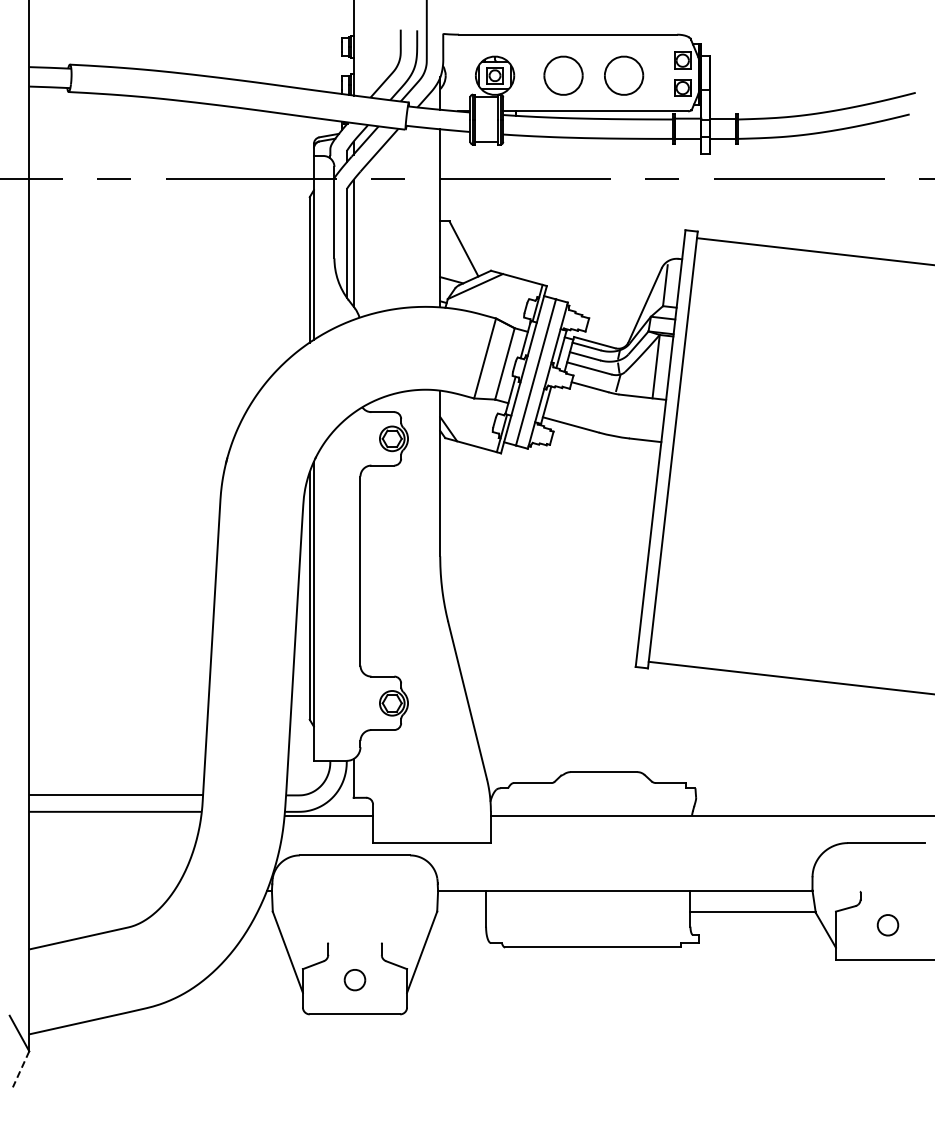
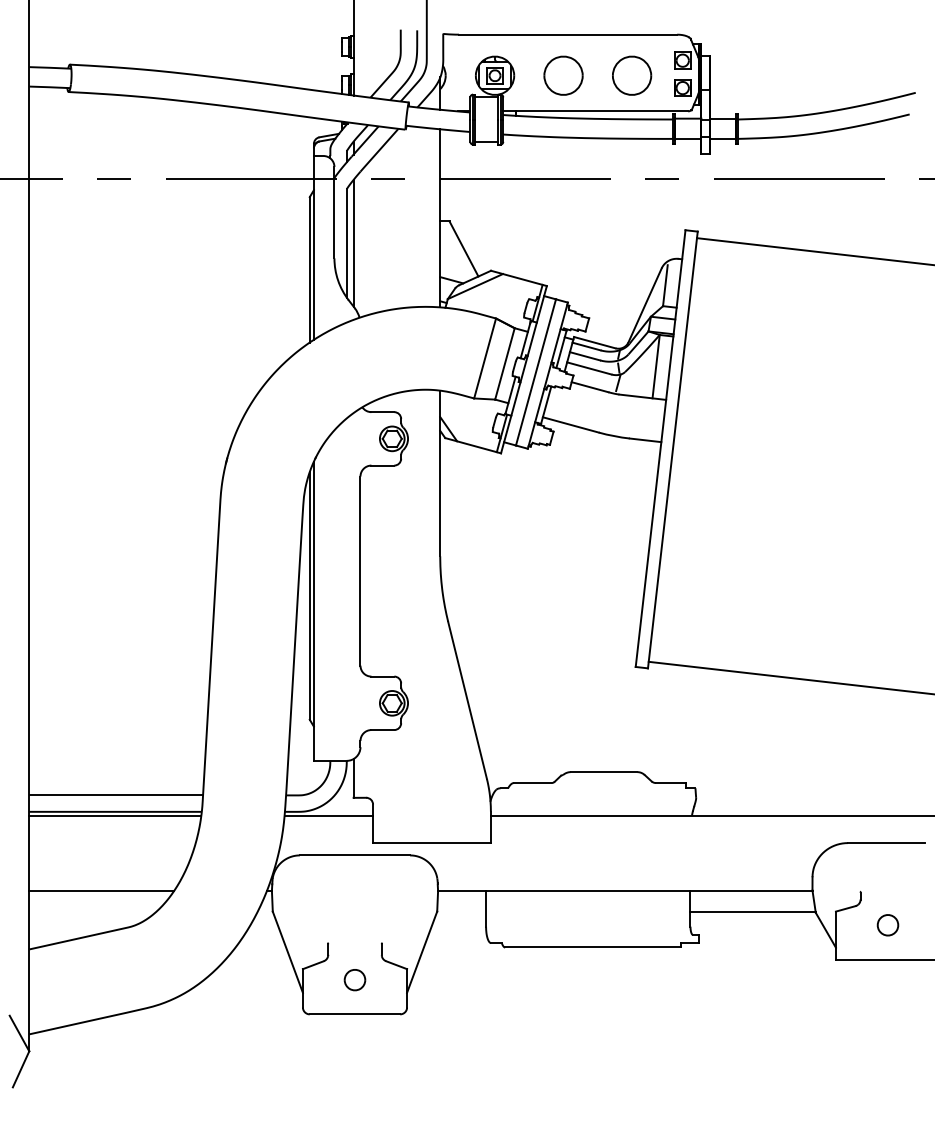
part position: (624, 75) -> (632, 75) (632, 75)
line: none -> present (115, 815)
line: none -> present (101, 891)
line: dashed -> solid (21, 1069)
